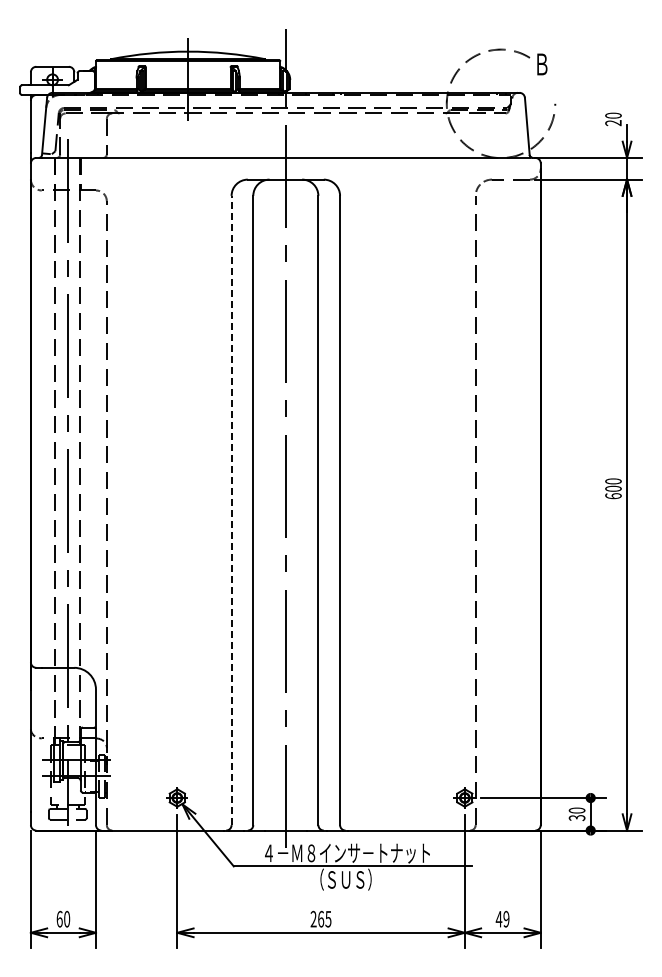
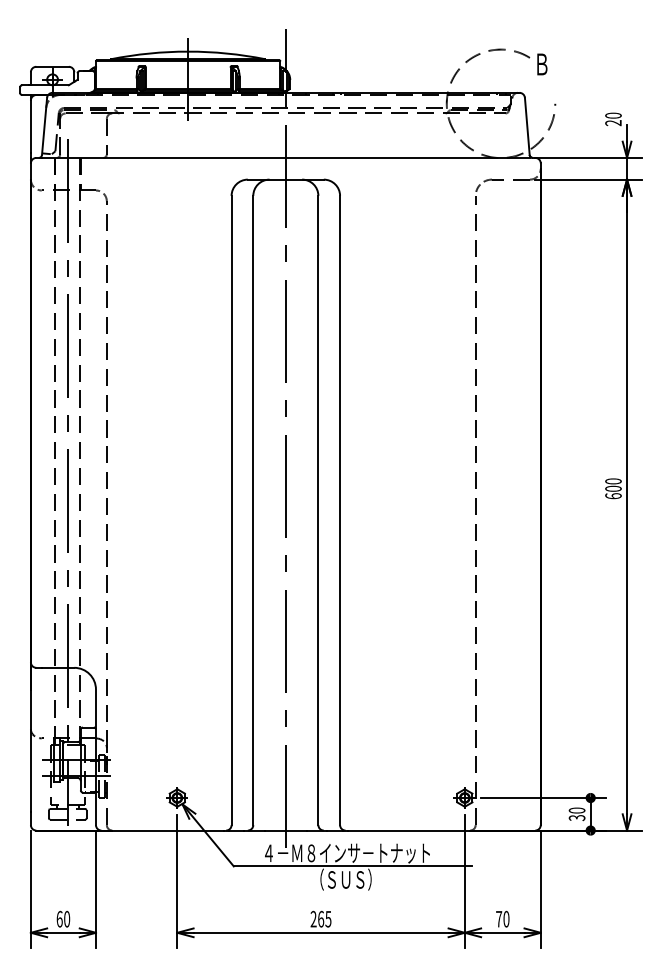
line: dashed -> solid (231, 510)
text: 49 -> 70 (502, 919)
